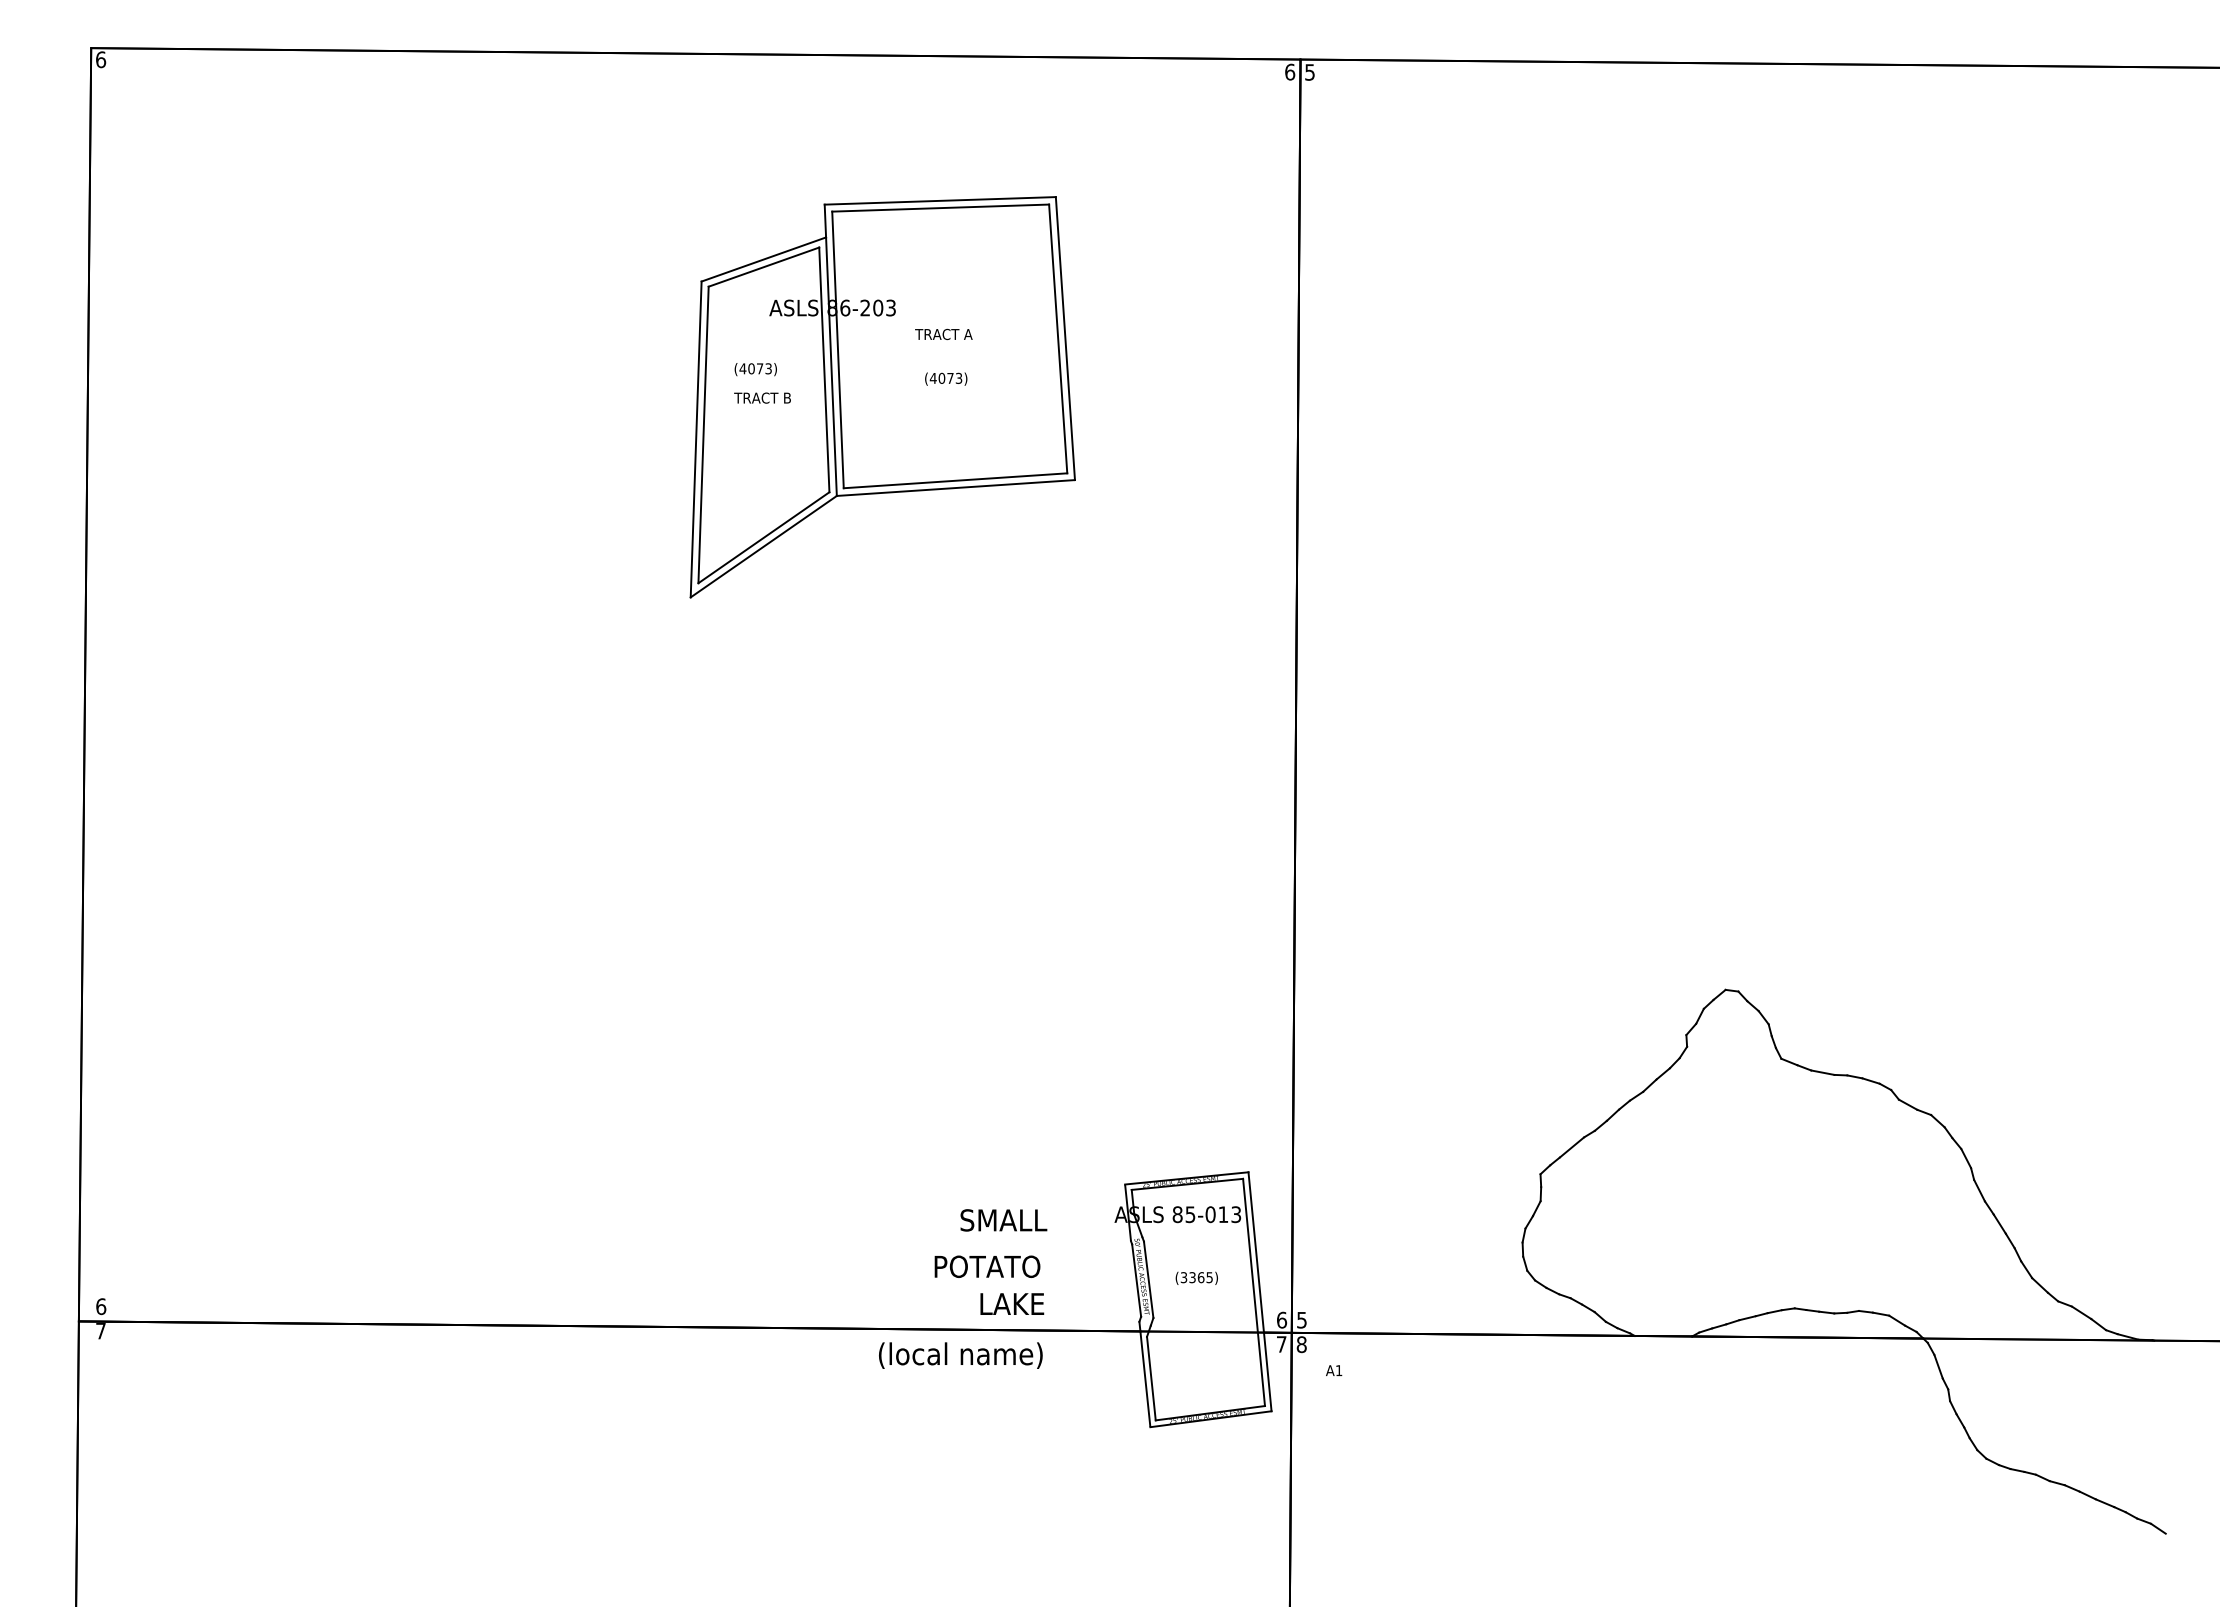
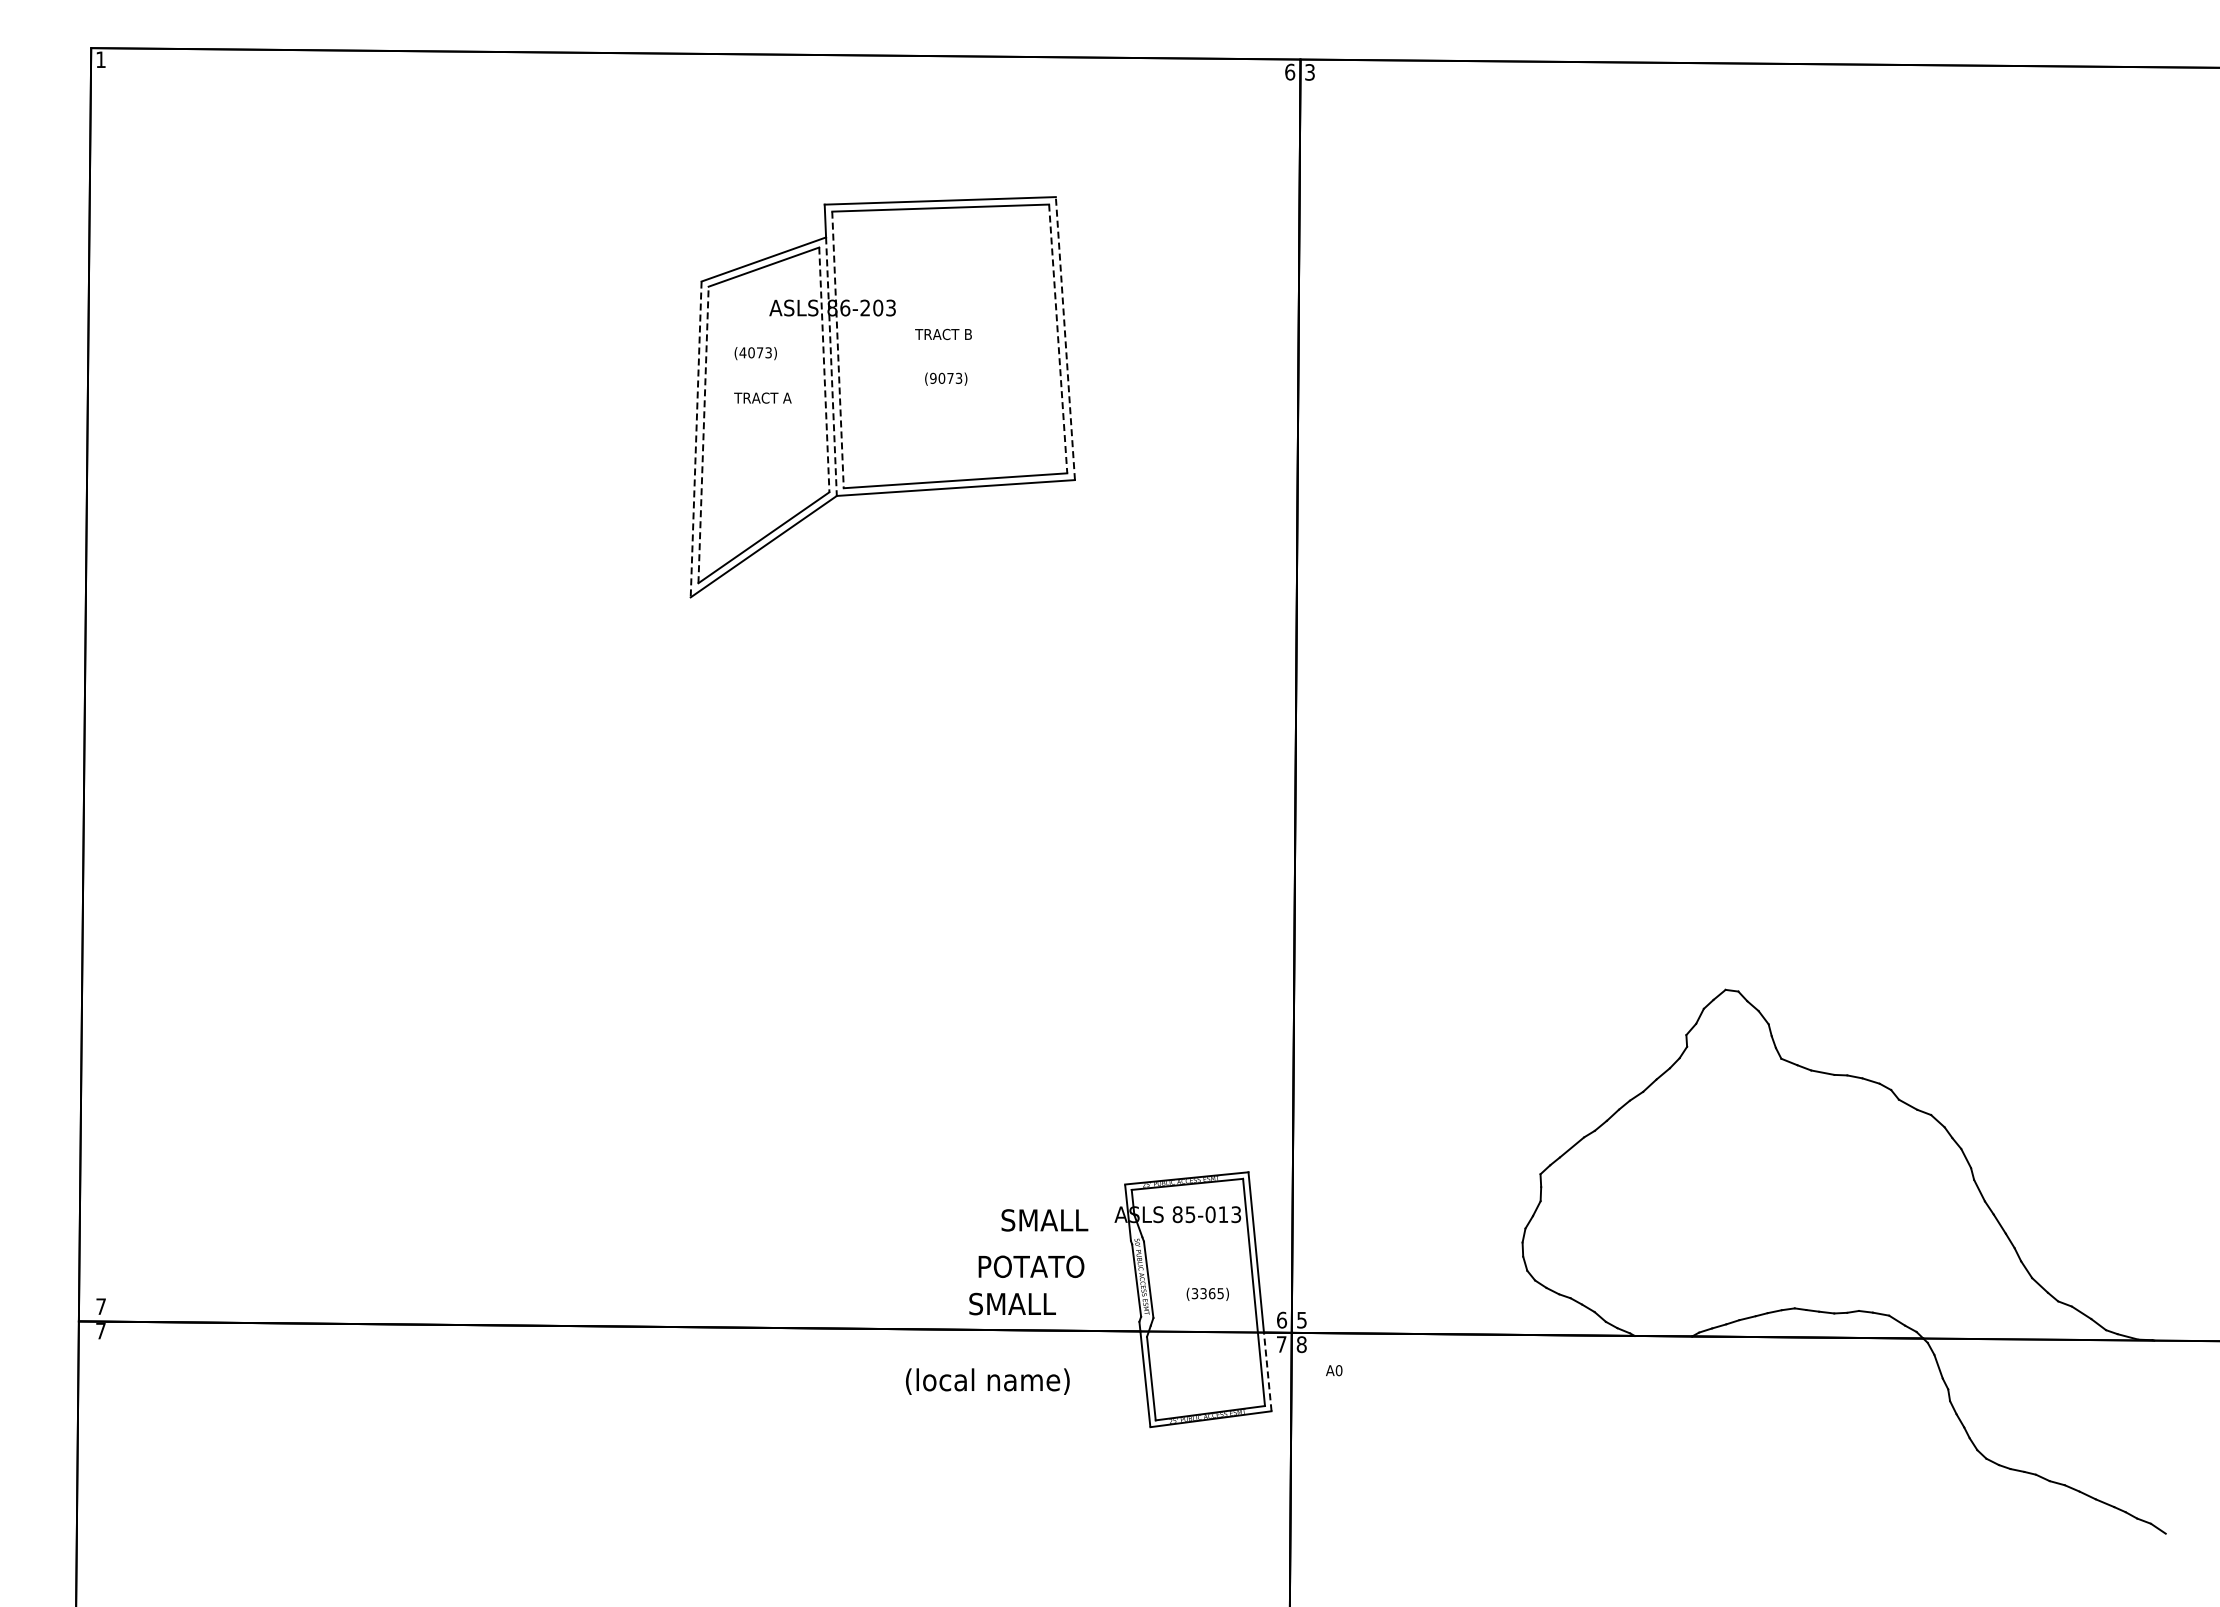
text: 6 -> 1 (101, 59)
text: 5 -> 3 (1309, 71)
text: TRACT A -> TRACT B (968, 334)
line: solid -> dashed (1058, 338)
line: solid -> dashed (1065, 338)
line: solid -> dashed (838, 350)
line: solid -> dashed (831, 367)
text position: (755, 369) -> (755, 353) (755, 353)
line: solid -> dashed (824, 370)
text: (4073) -> (9073) (932, 377)
text: TRACT B -> TRACT A (787, 397)
line: solid -> dashed (703, 434)
line: solid -> dashed (696, 439)
text position: (1003, 1220) -> (1044, 1220) (1044, 1220)
text position: (987, 1266) -> (1031, 1266) (1031, 1266)
text position: (1196, 1277) -> (1207, 1293) (1207, 1293)
text: LAKE -> SMALL (1012, 1303)
text: 6 -> 7 (101, 1306)
text position: (960, 1355) -> (987, 1381) (987, 1381)
text: A1 -> A0 (1338, 1370)
line: solid -> dashed (1267, 1371)
